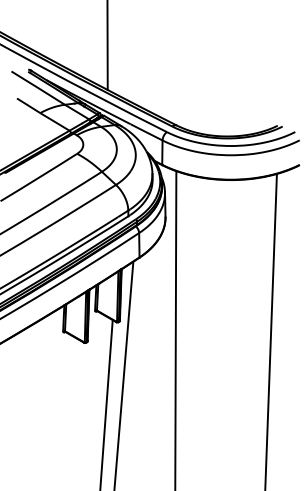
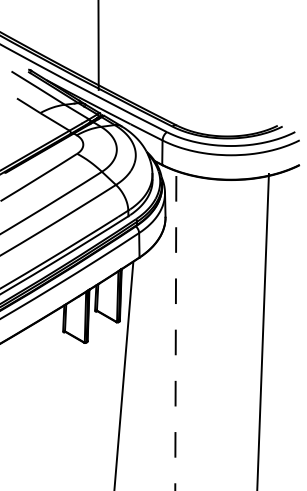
line position: (107, 45) -> (98, 45) (98, 45)
line position: (270, 330) -> (262, 330) (262, 330)
line: solid -> dashed (175, 331)
line: present -> none (106, 403)
